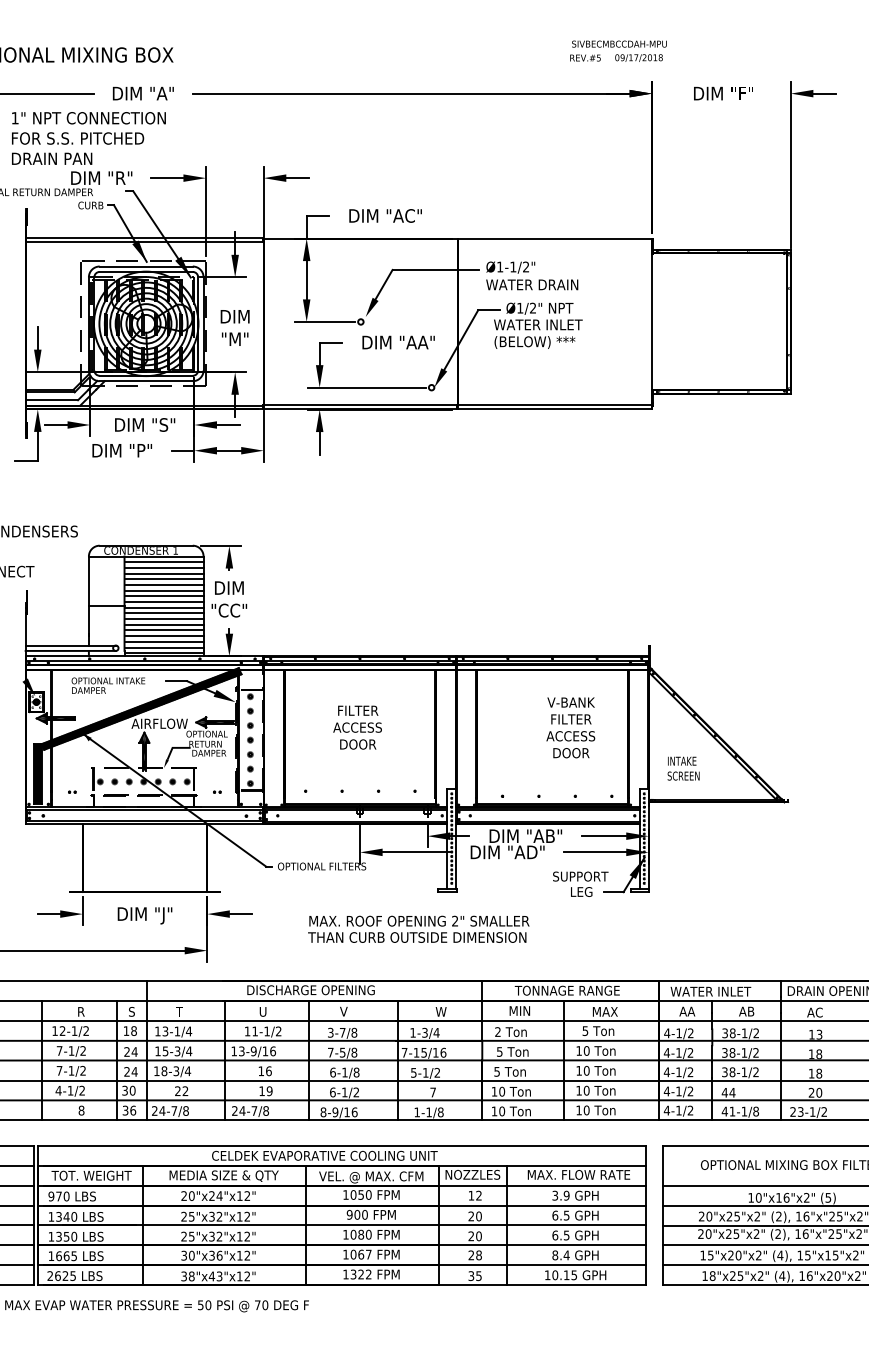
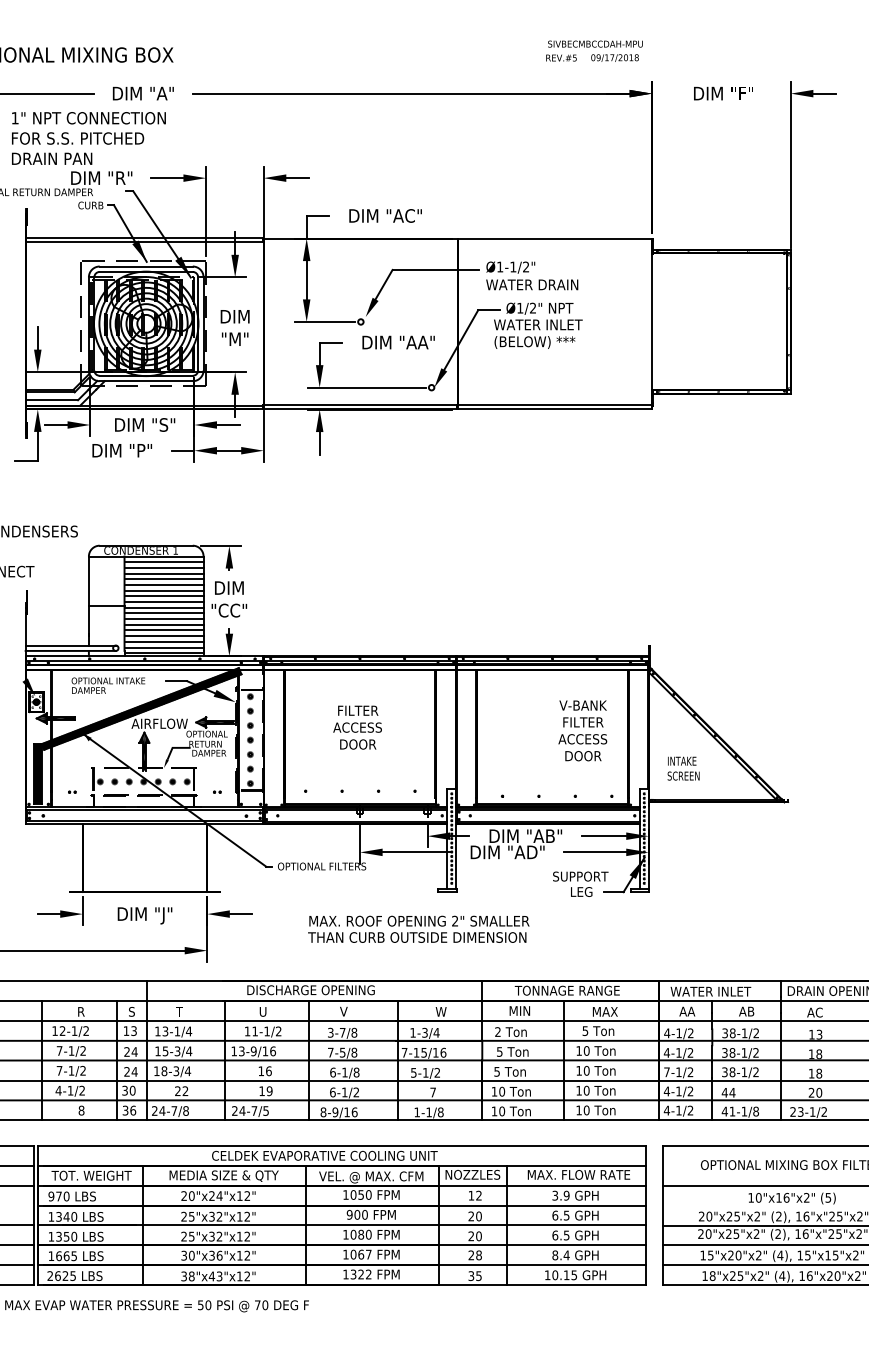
text position: (618, 50) -> (594, 50) (594, 50)
text position: (570, 727) -> (582, 730) (582, 730)
text: 18 -> 13 (133, 1030)
text: 4-1/2 -> 7-1/2 (666, 1072)
text: 24-7/8 -> 24-7/5 (265, 1110)
line: present -> none (18, 1205)
line: present -> none (763, 1205)
